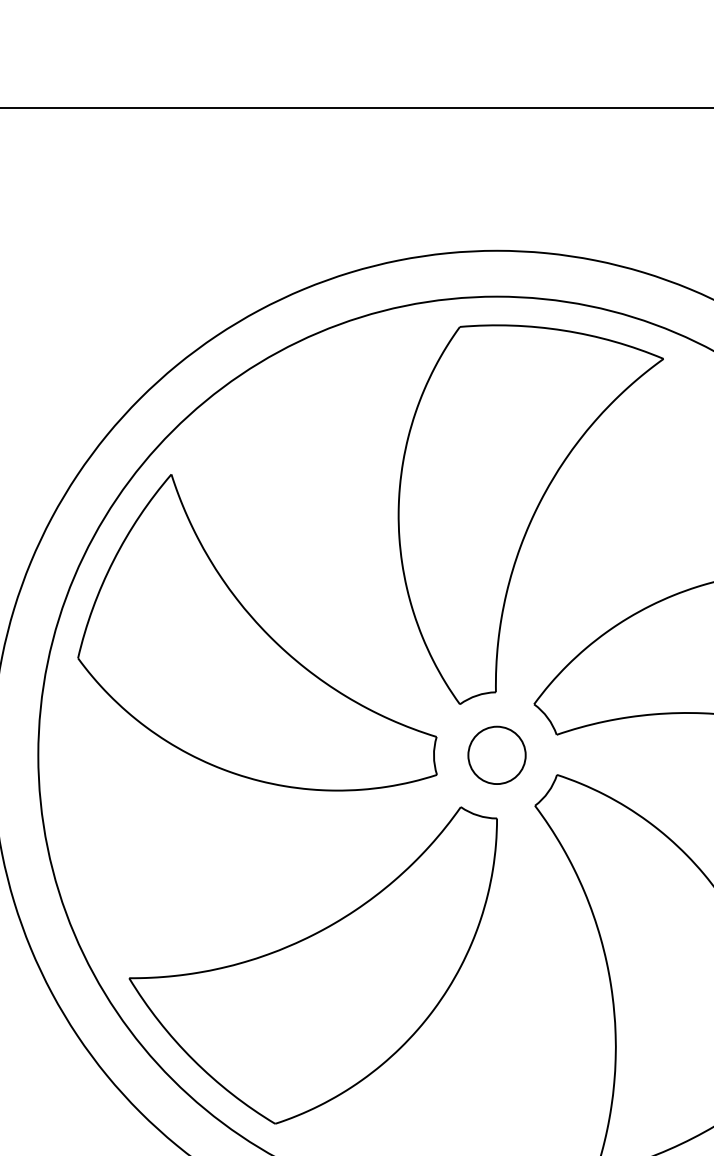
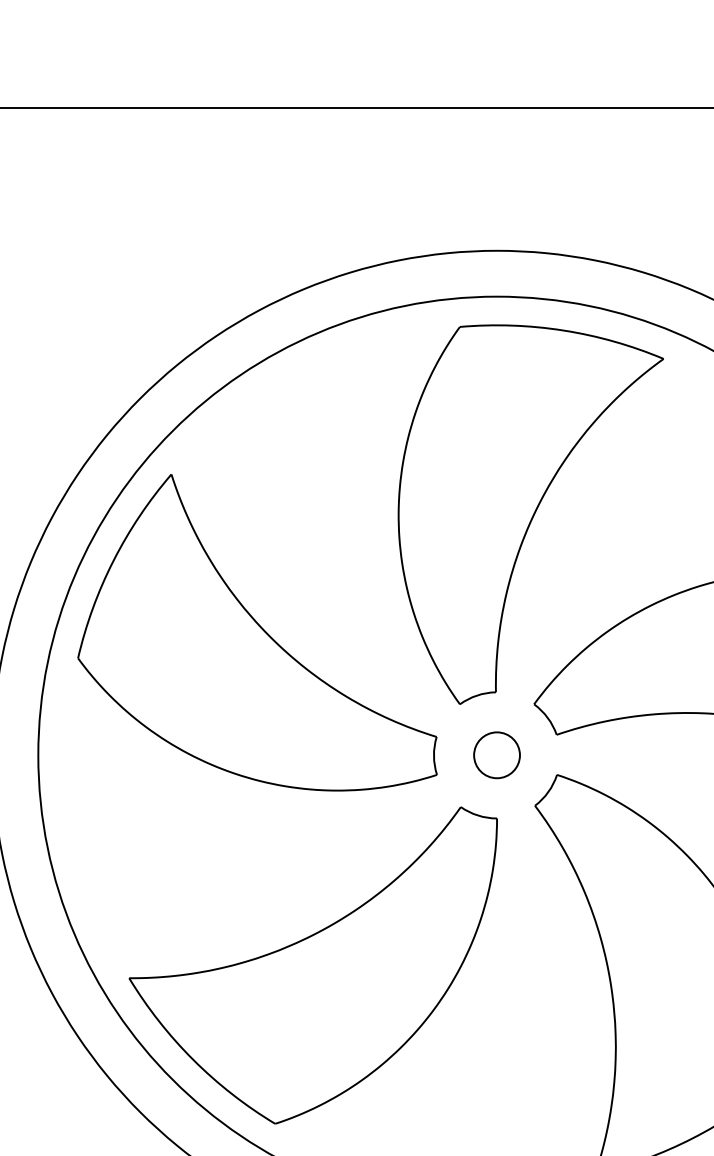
circle size: 60x60 px -> 48x49 px (496, 755)
